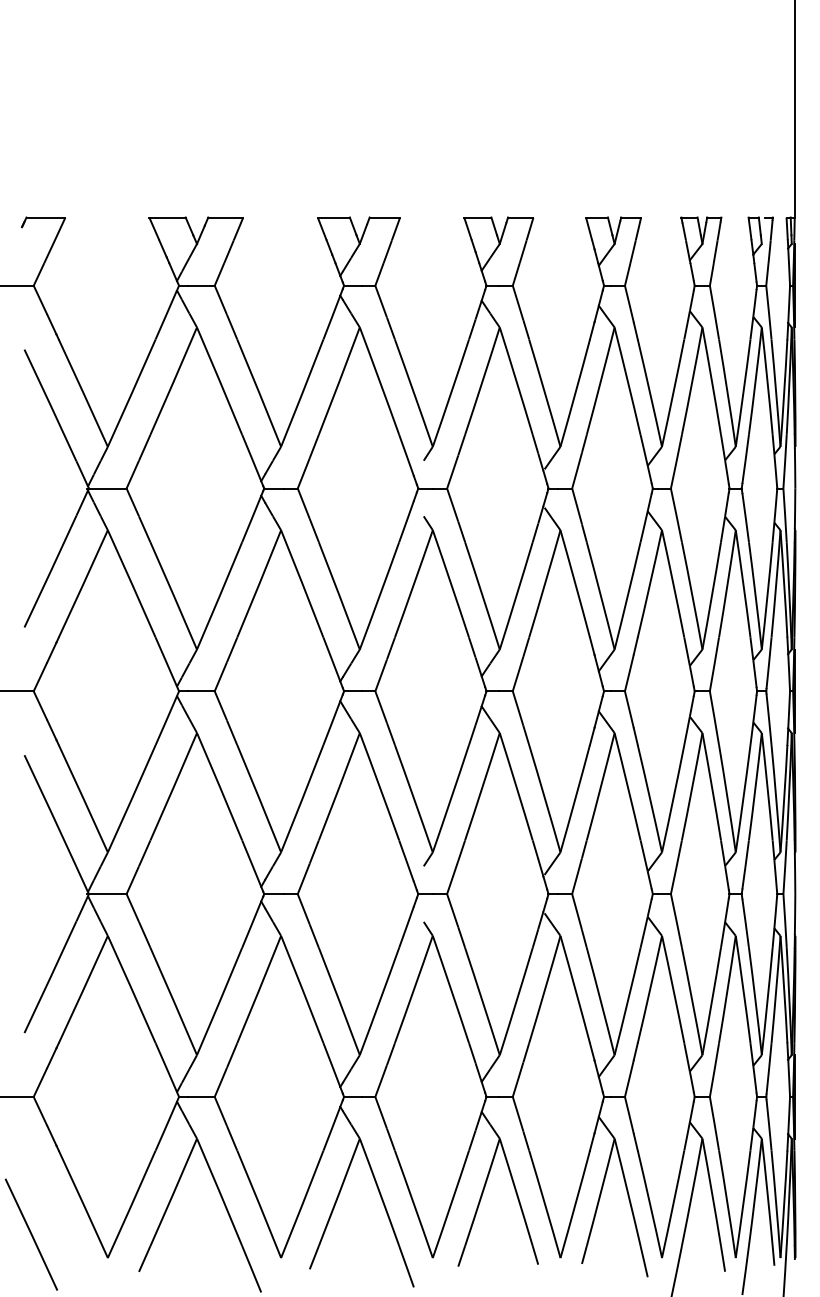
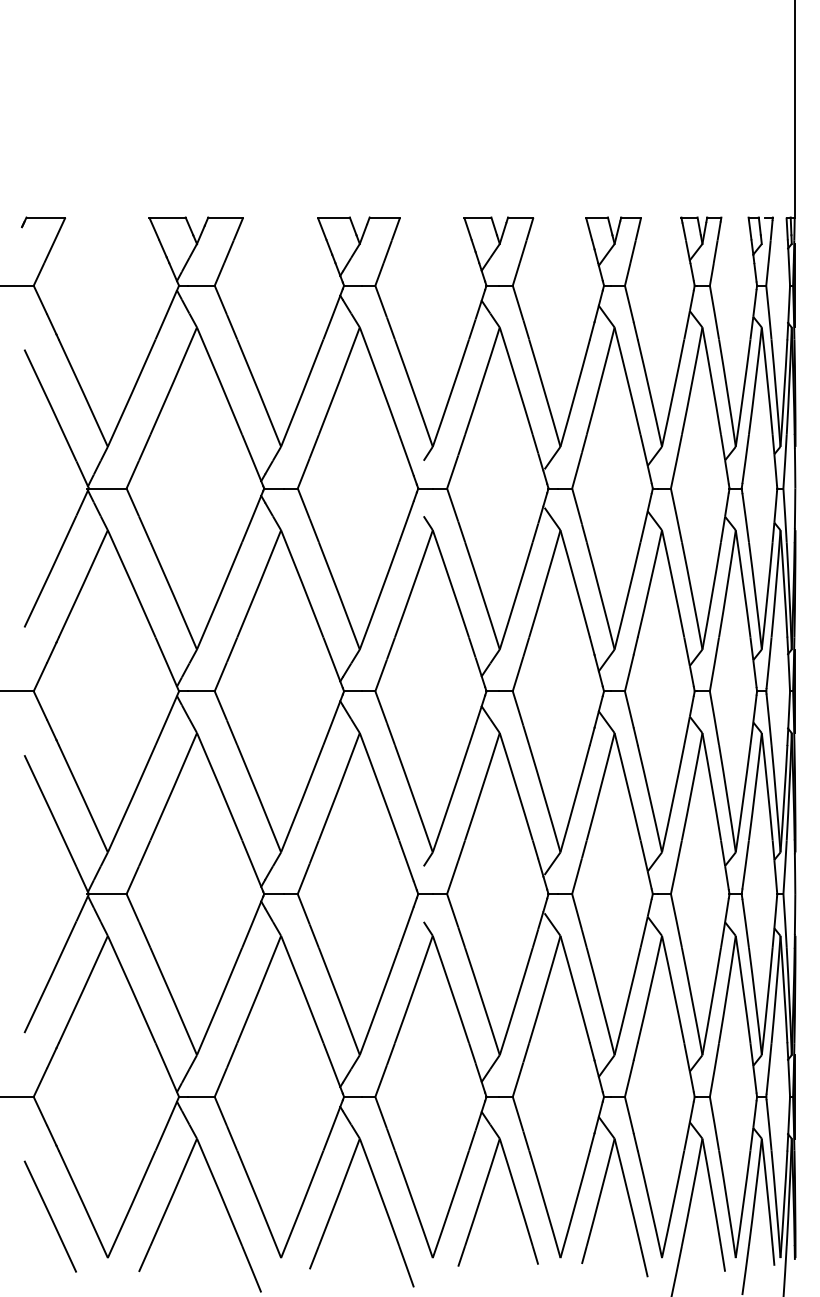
line position: (30, 1234) -> (49, 1216) (49, 1216)
